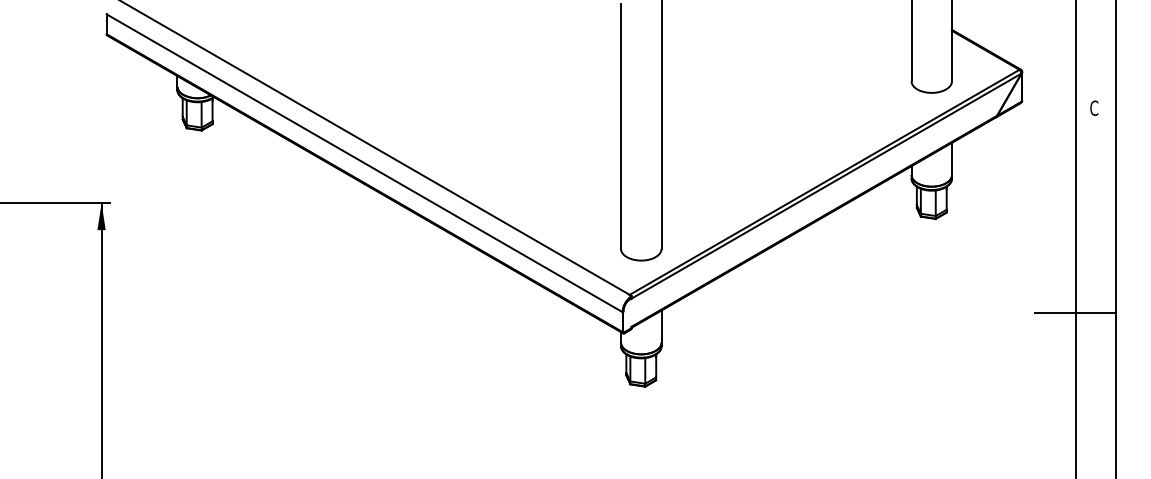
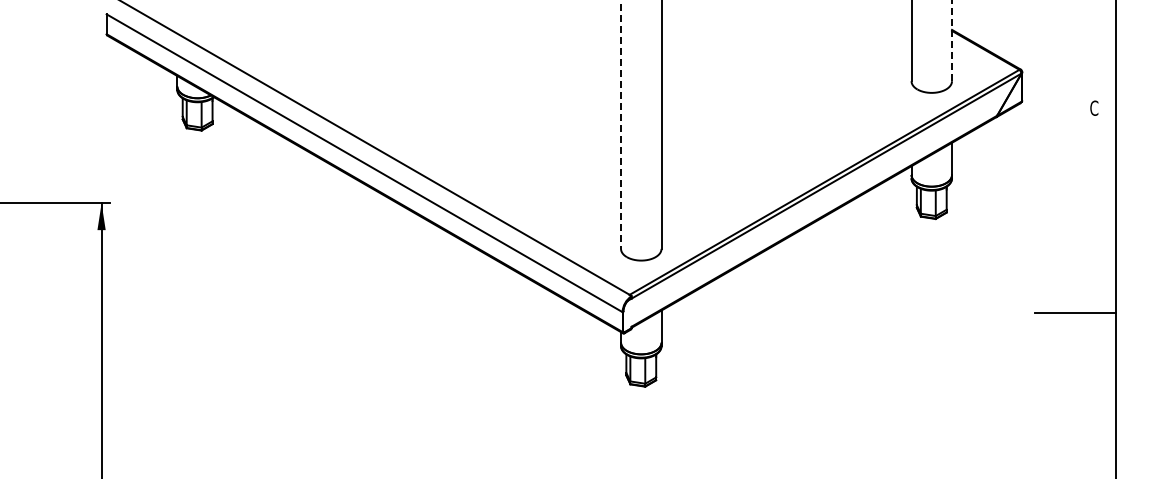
line: solid -> dashed (952, 40)
line: solid -> dashed (621, 127)
line: present -> none (1075, 238)
